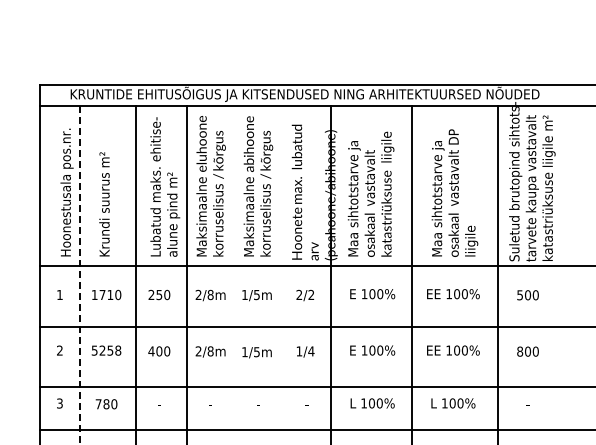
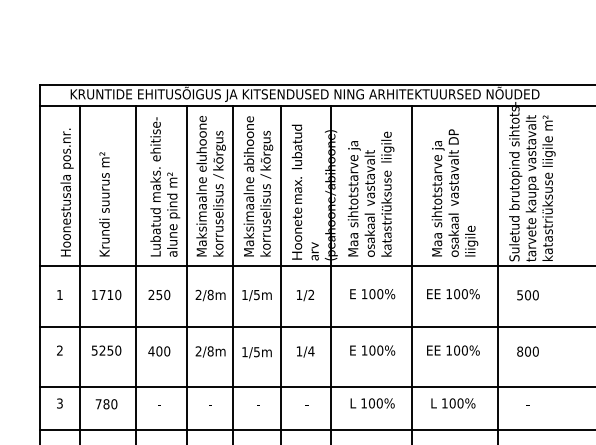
line: none -> present (233, 273)
line: none -> present (281, 273)
line: dashed -> solid (79, 275)
text: 2/2 -> 1/2 (299, 294)
text: 5258 -> 5250 (118, 350)
